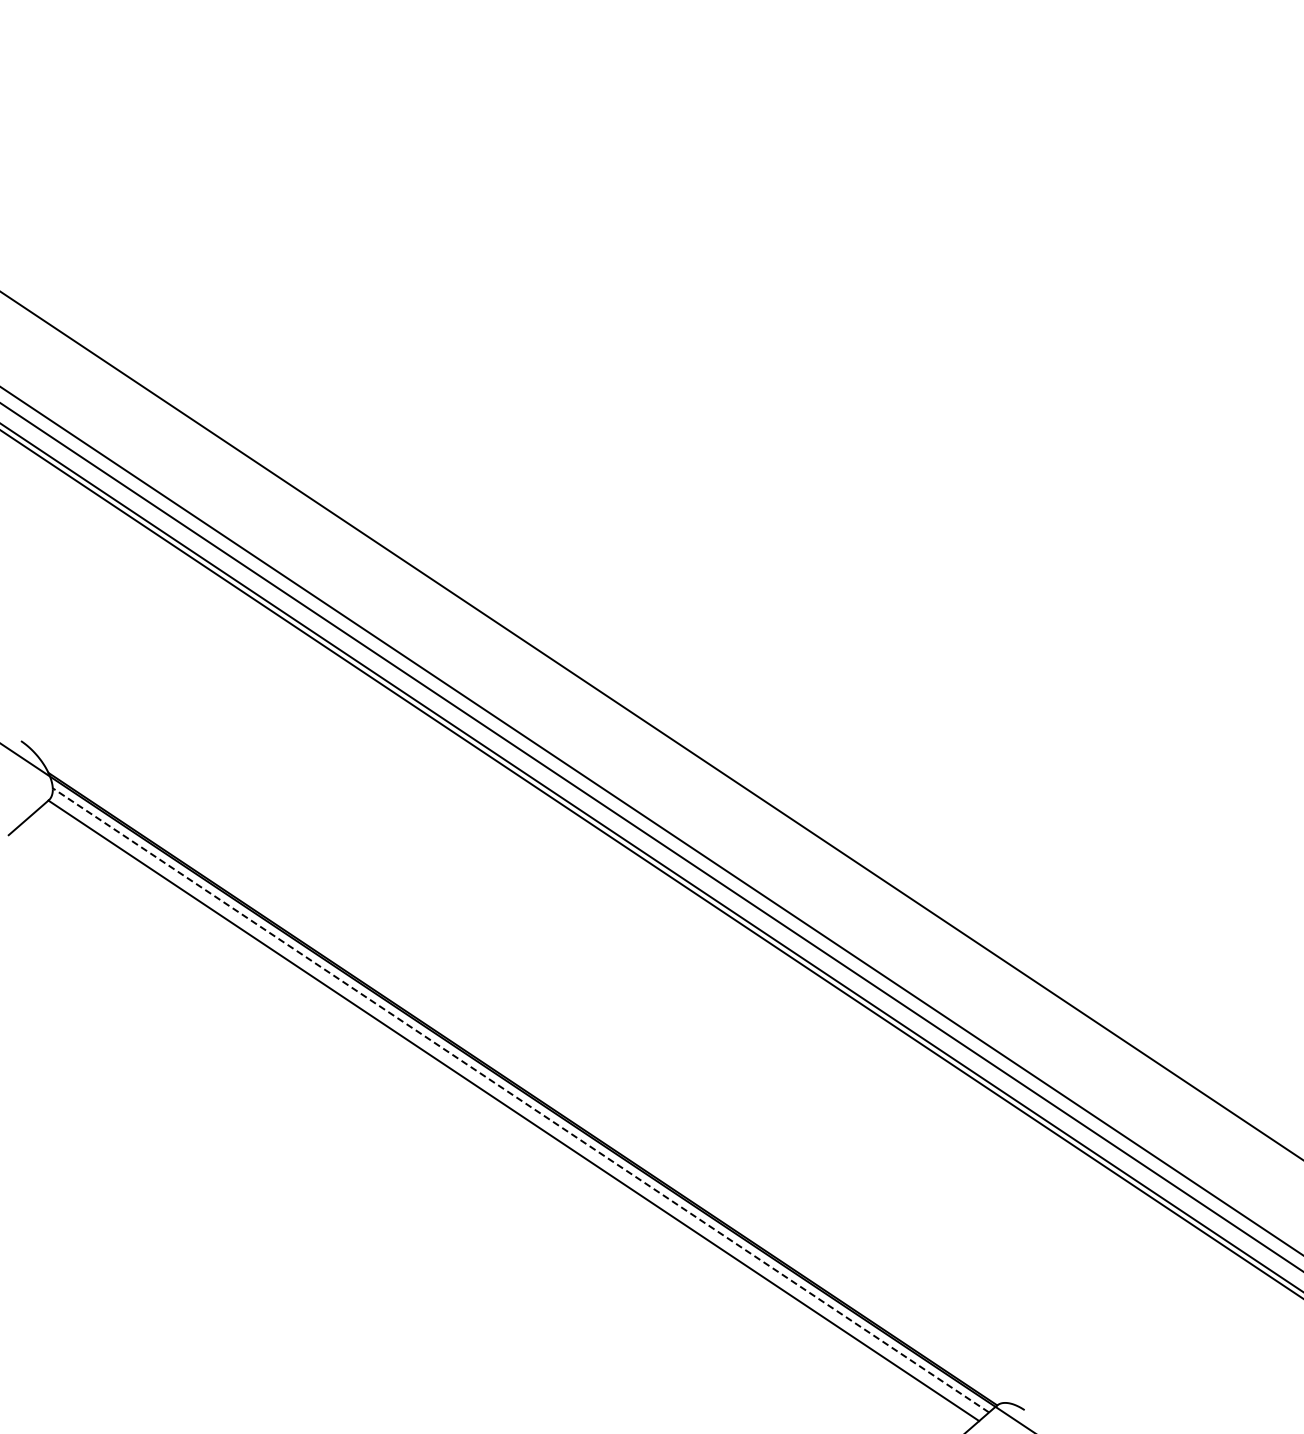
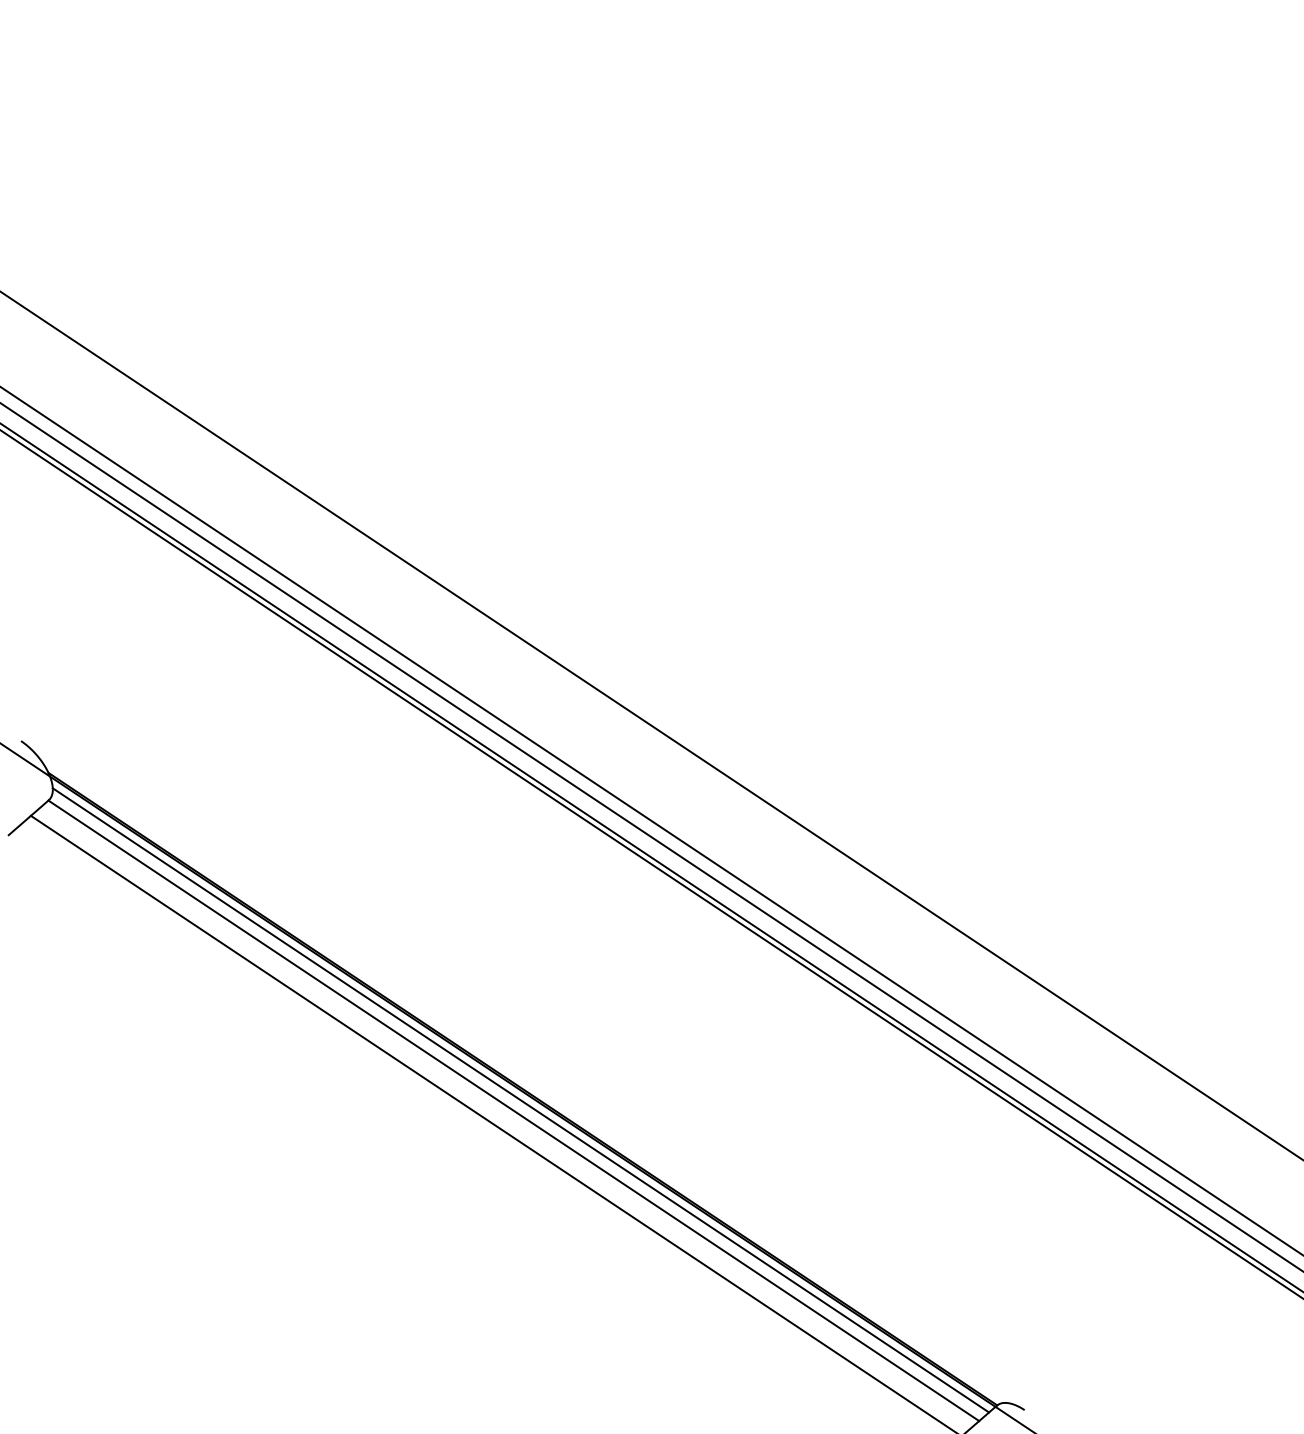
line: dashed -> solid (520, 1100)
line: none -> present (491, 1122)
